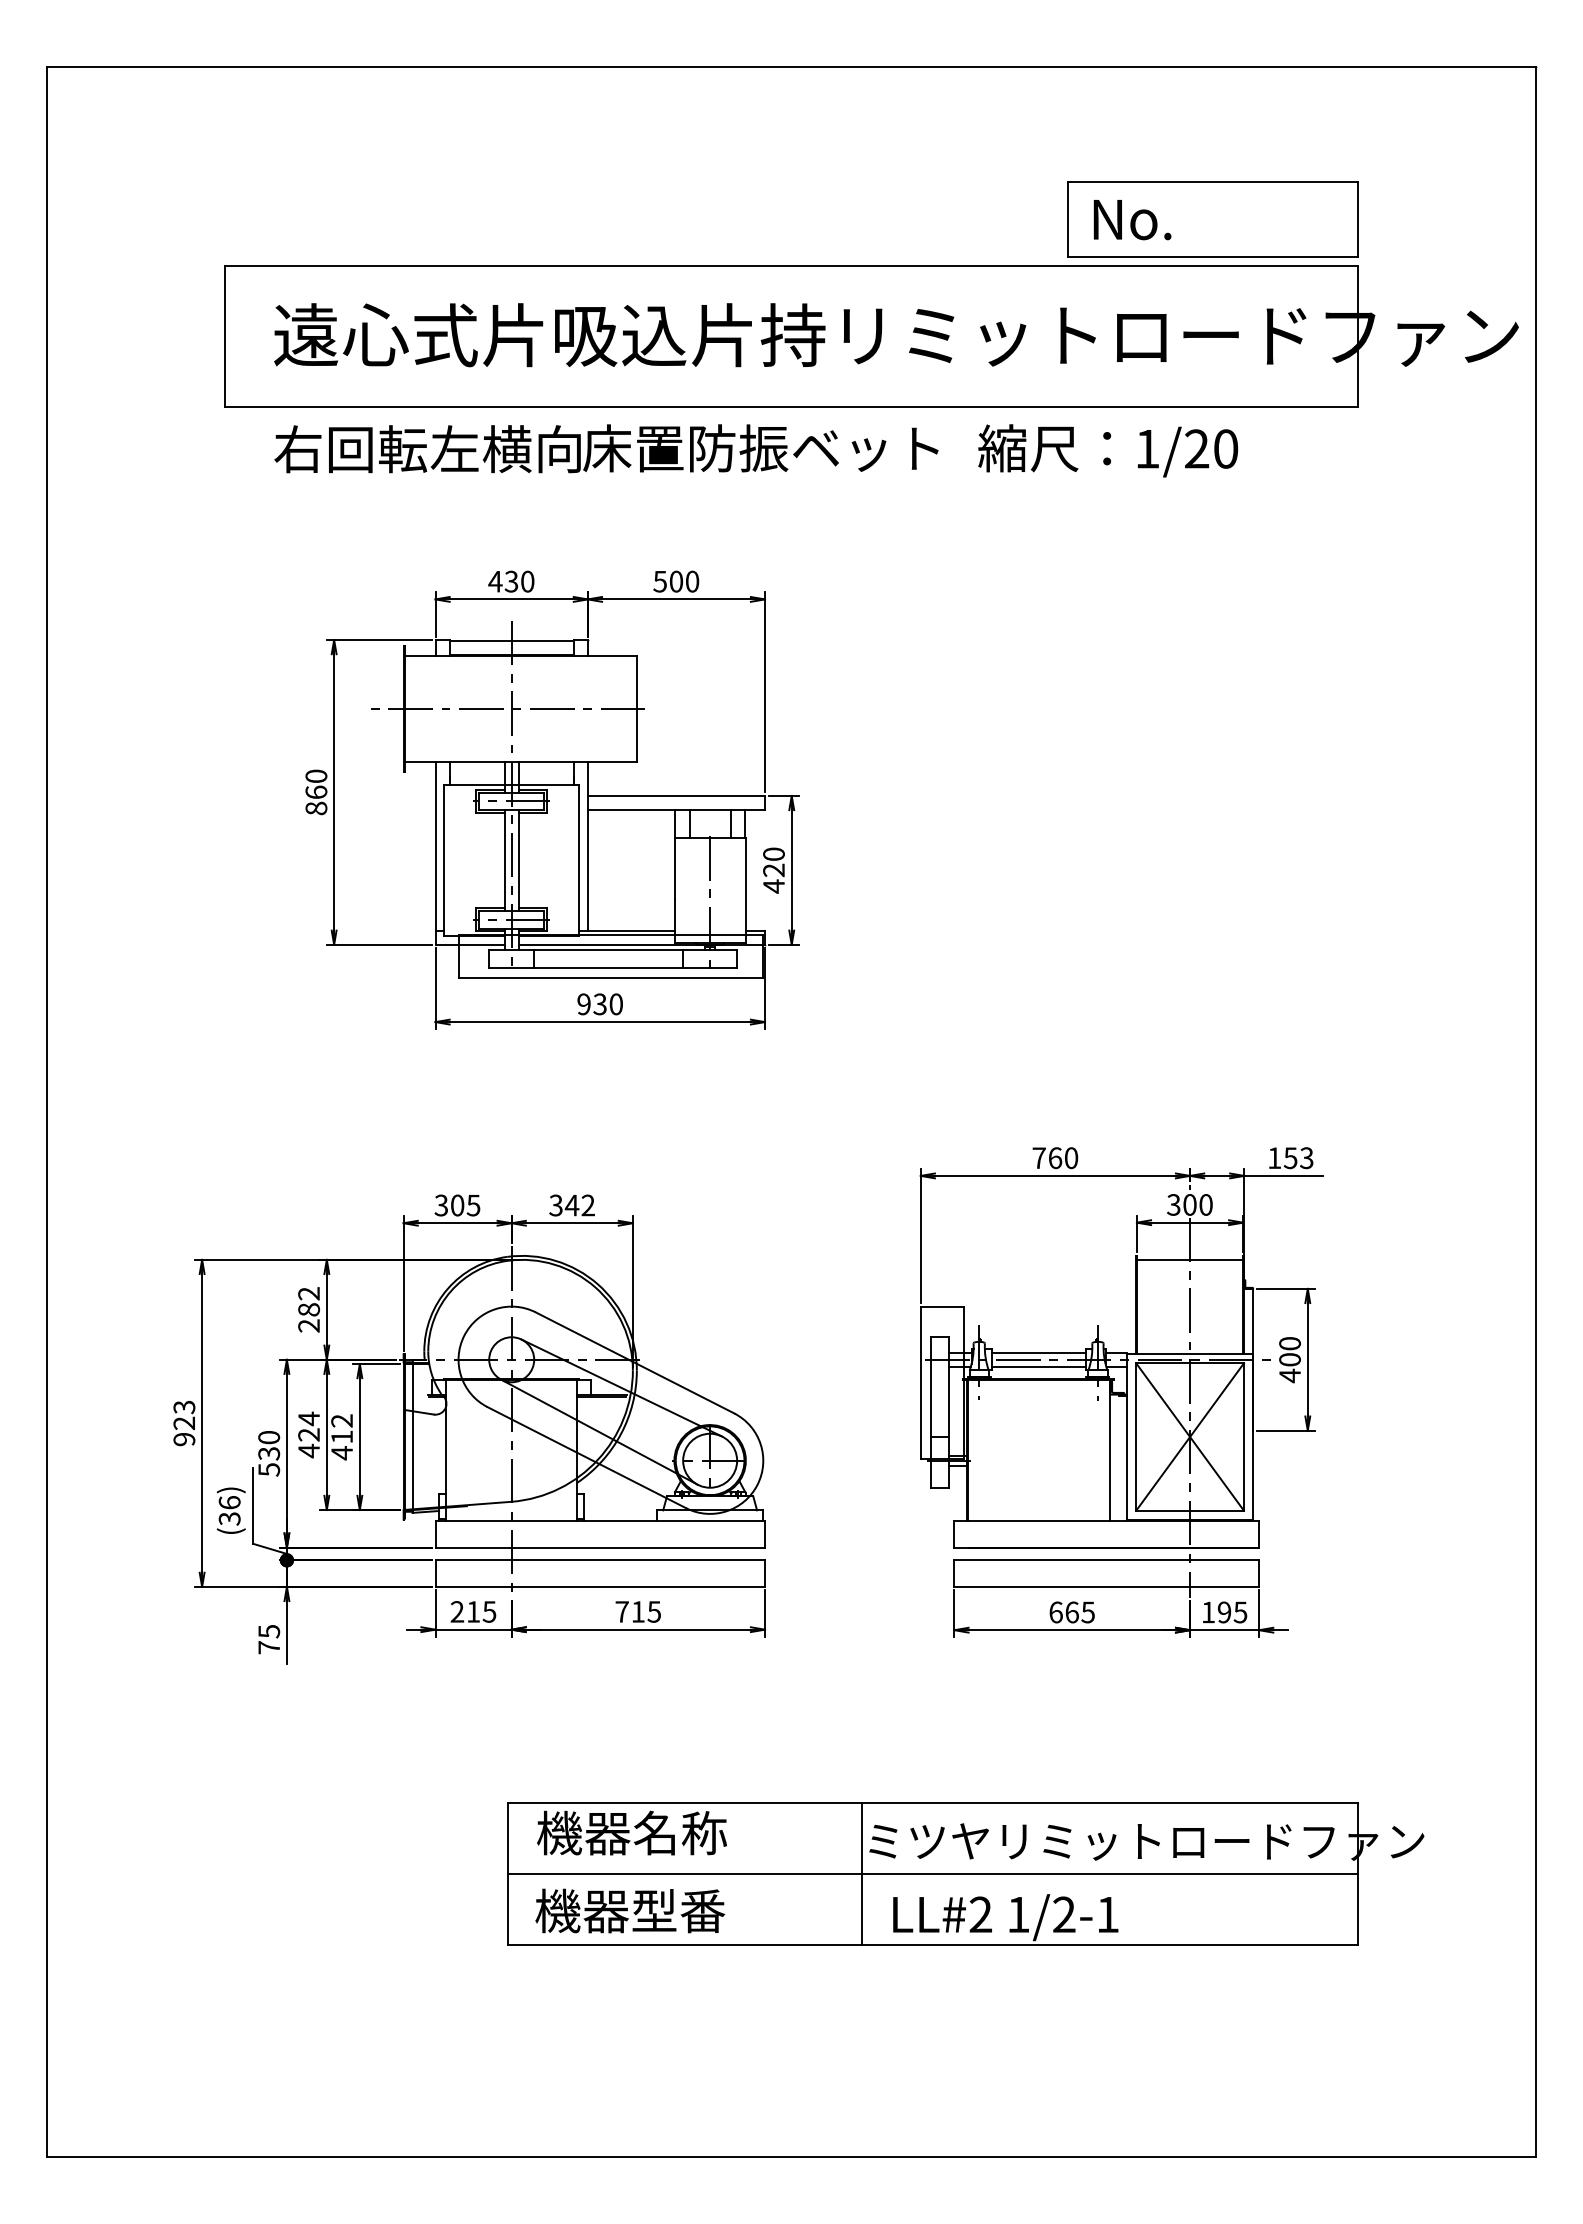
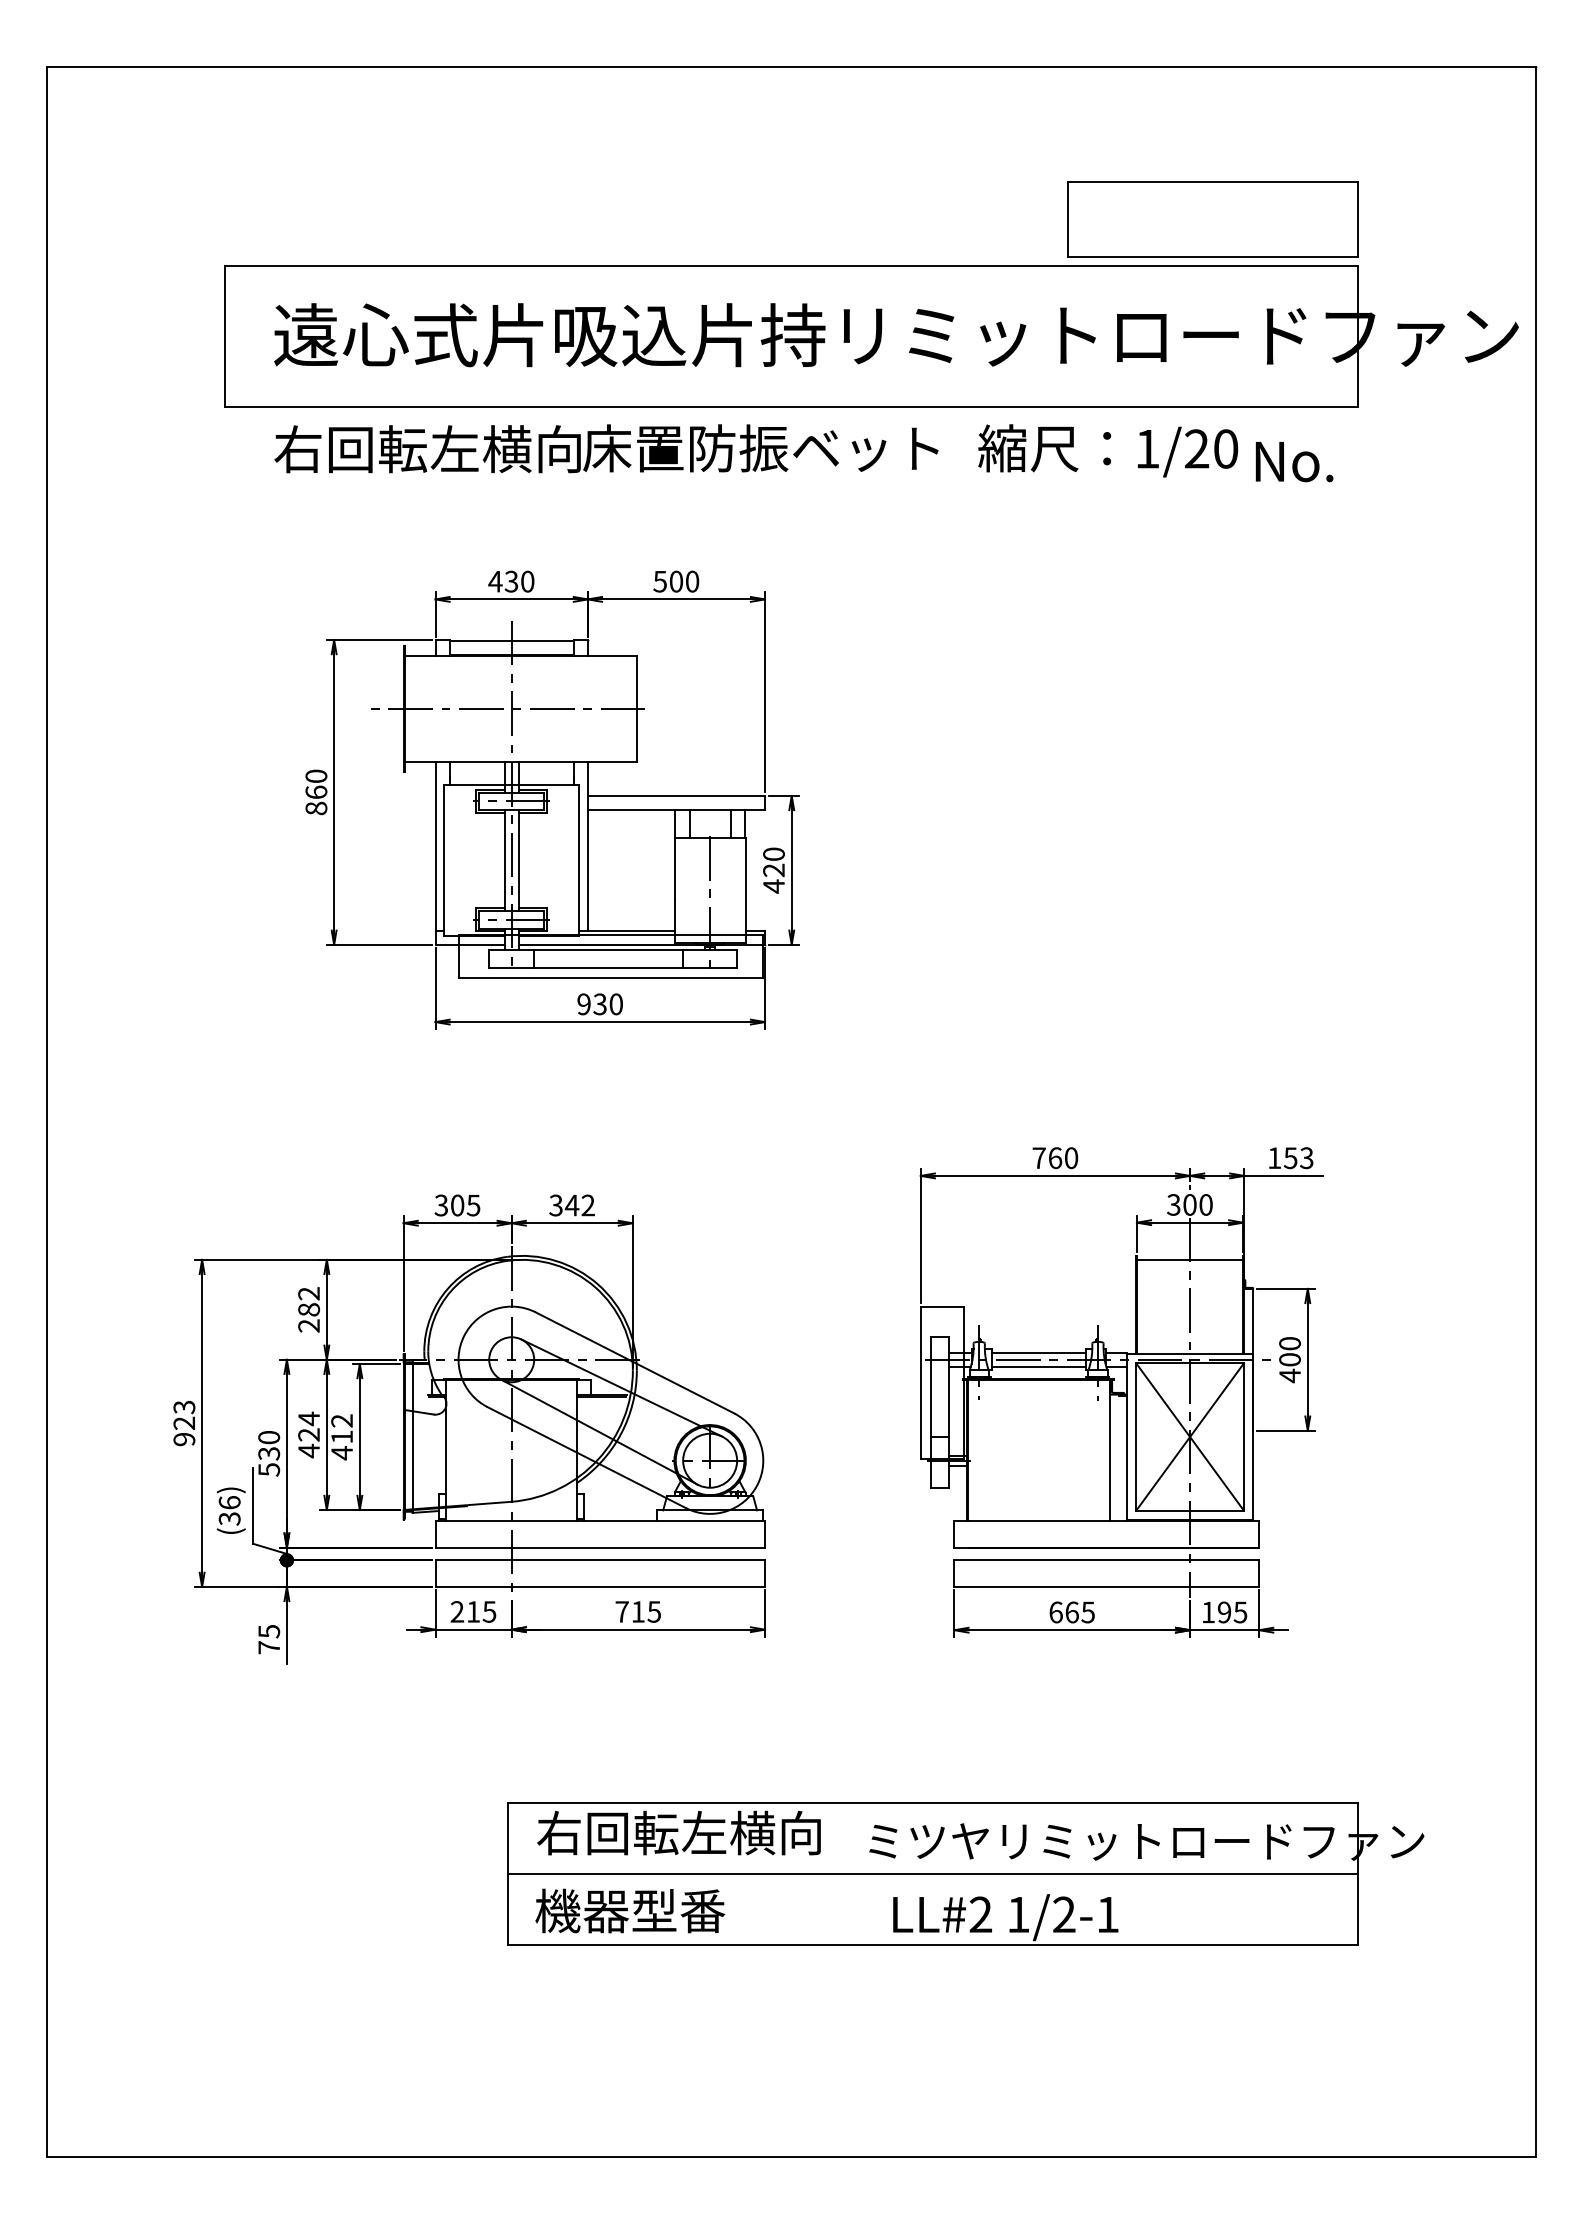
text position: (1132, 220) -> (1294, 462) (1294, 462)
text: 機器名称 -> 右回転左横向 (678, 1832)
line: present -> none (862, 1873)
